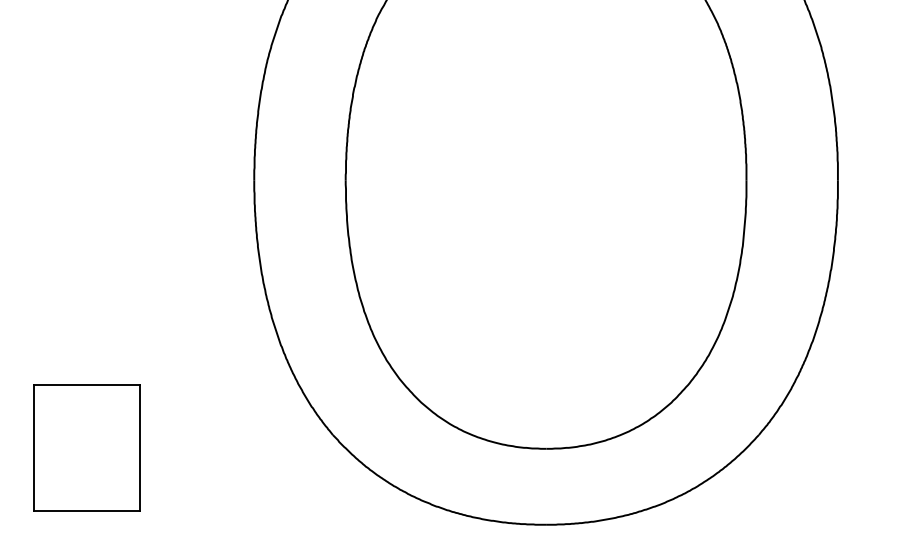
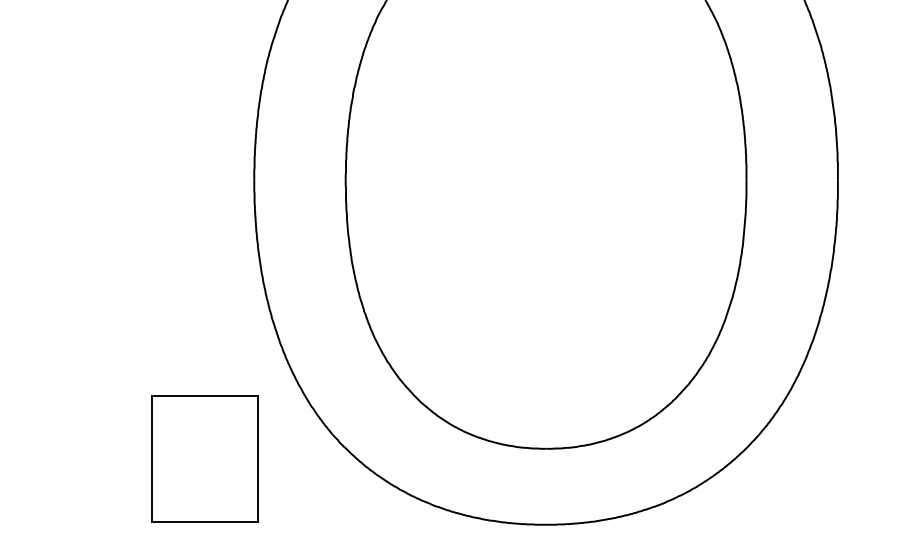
part position: (86, 447) -> (204, 458) (204, 458)
